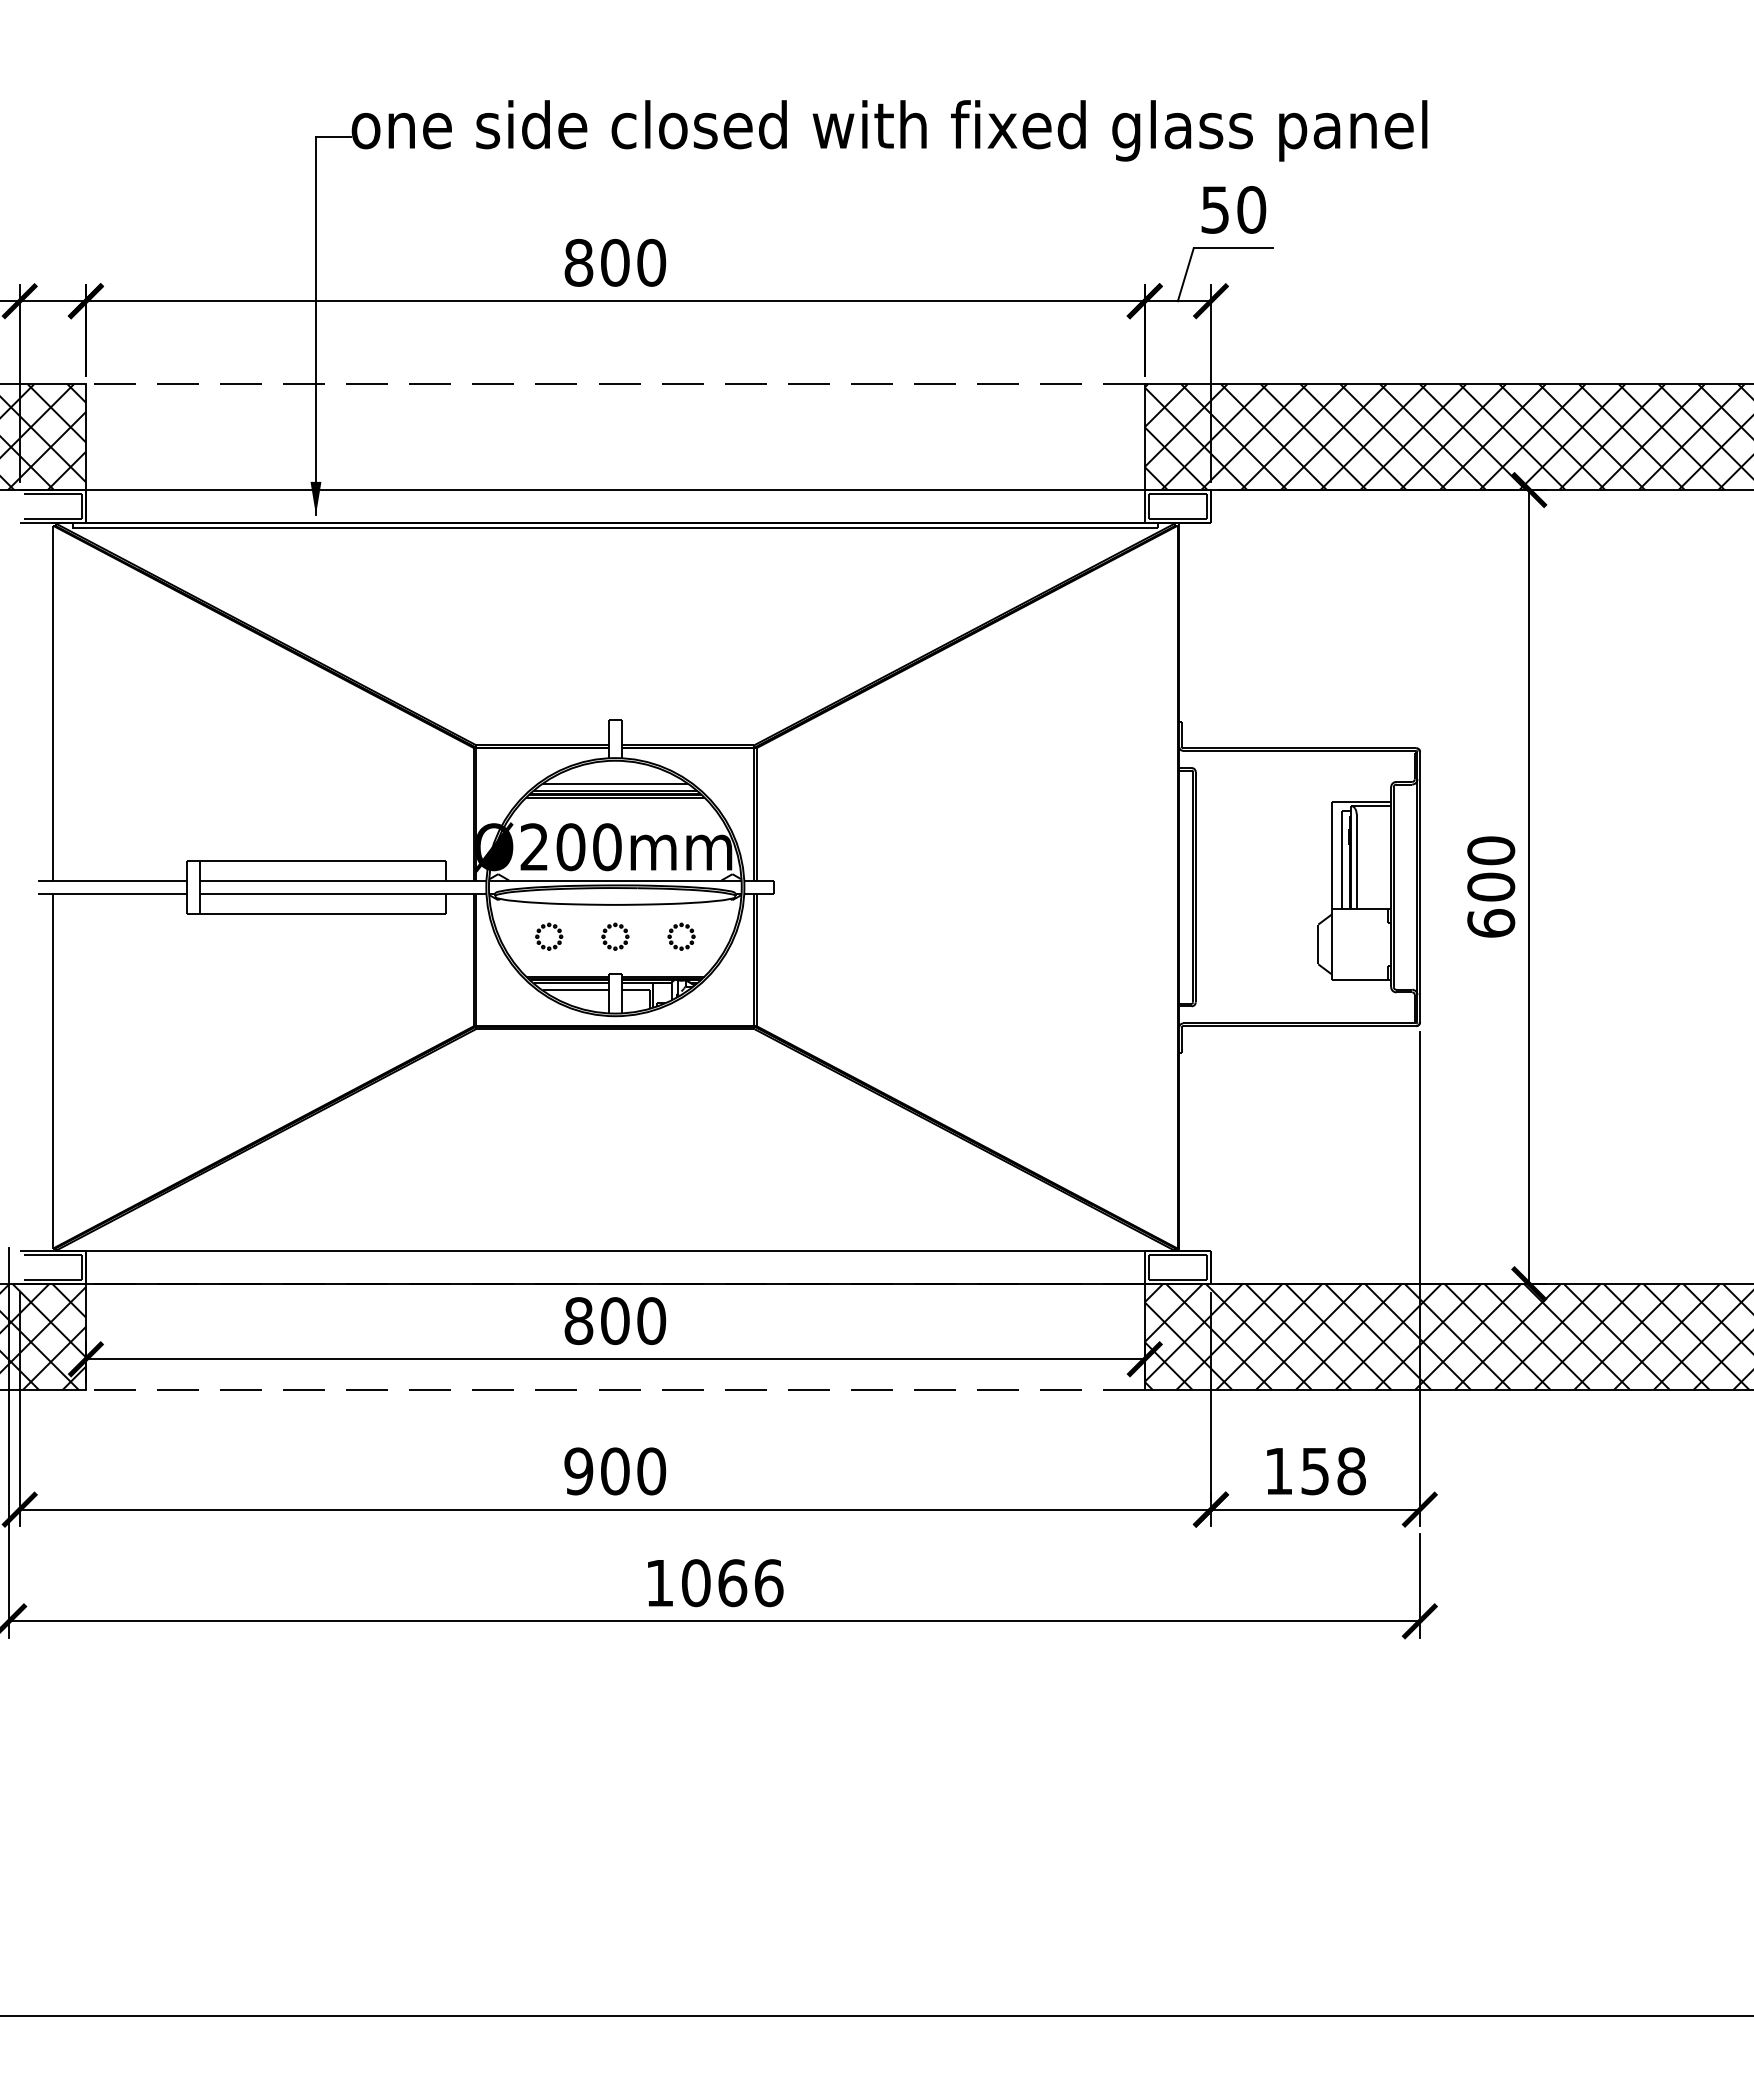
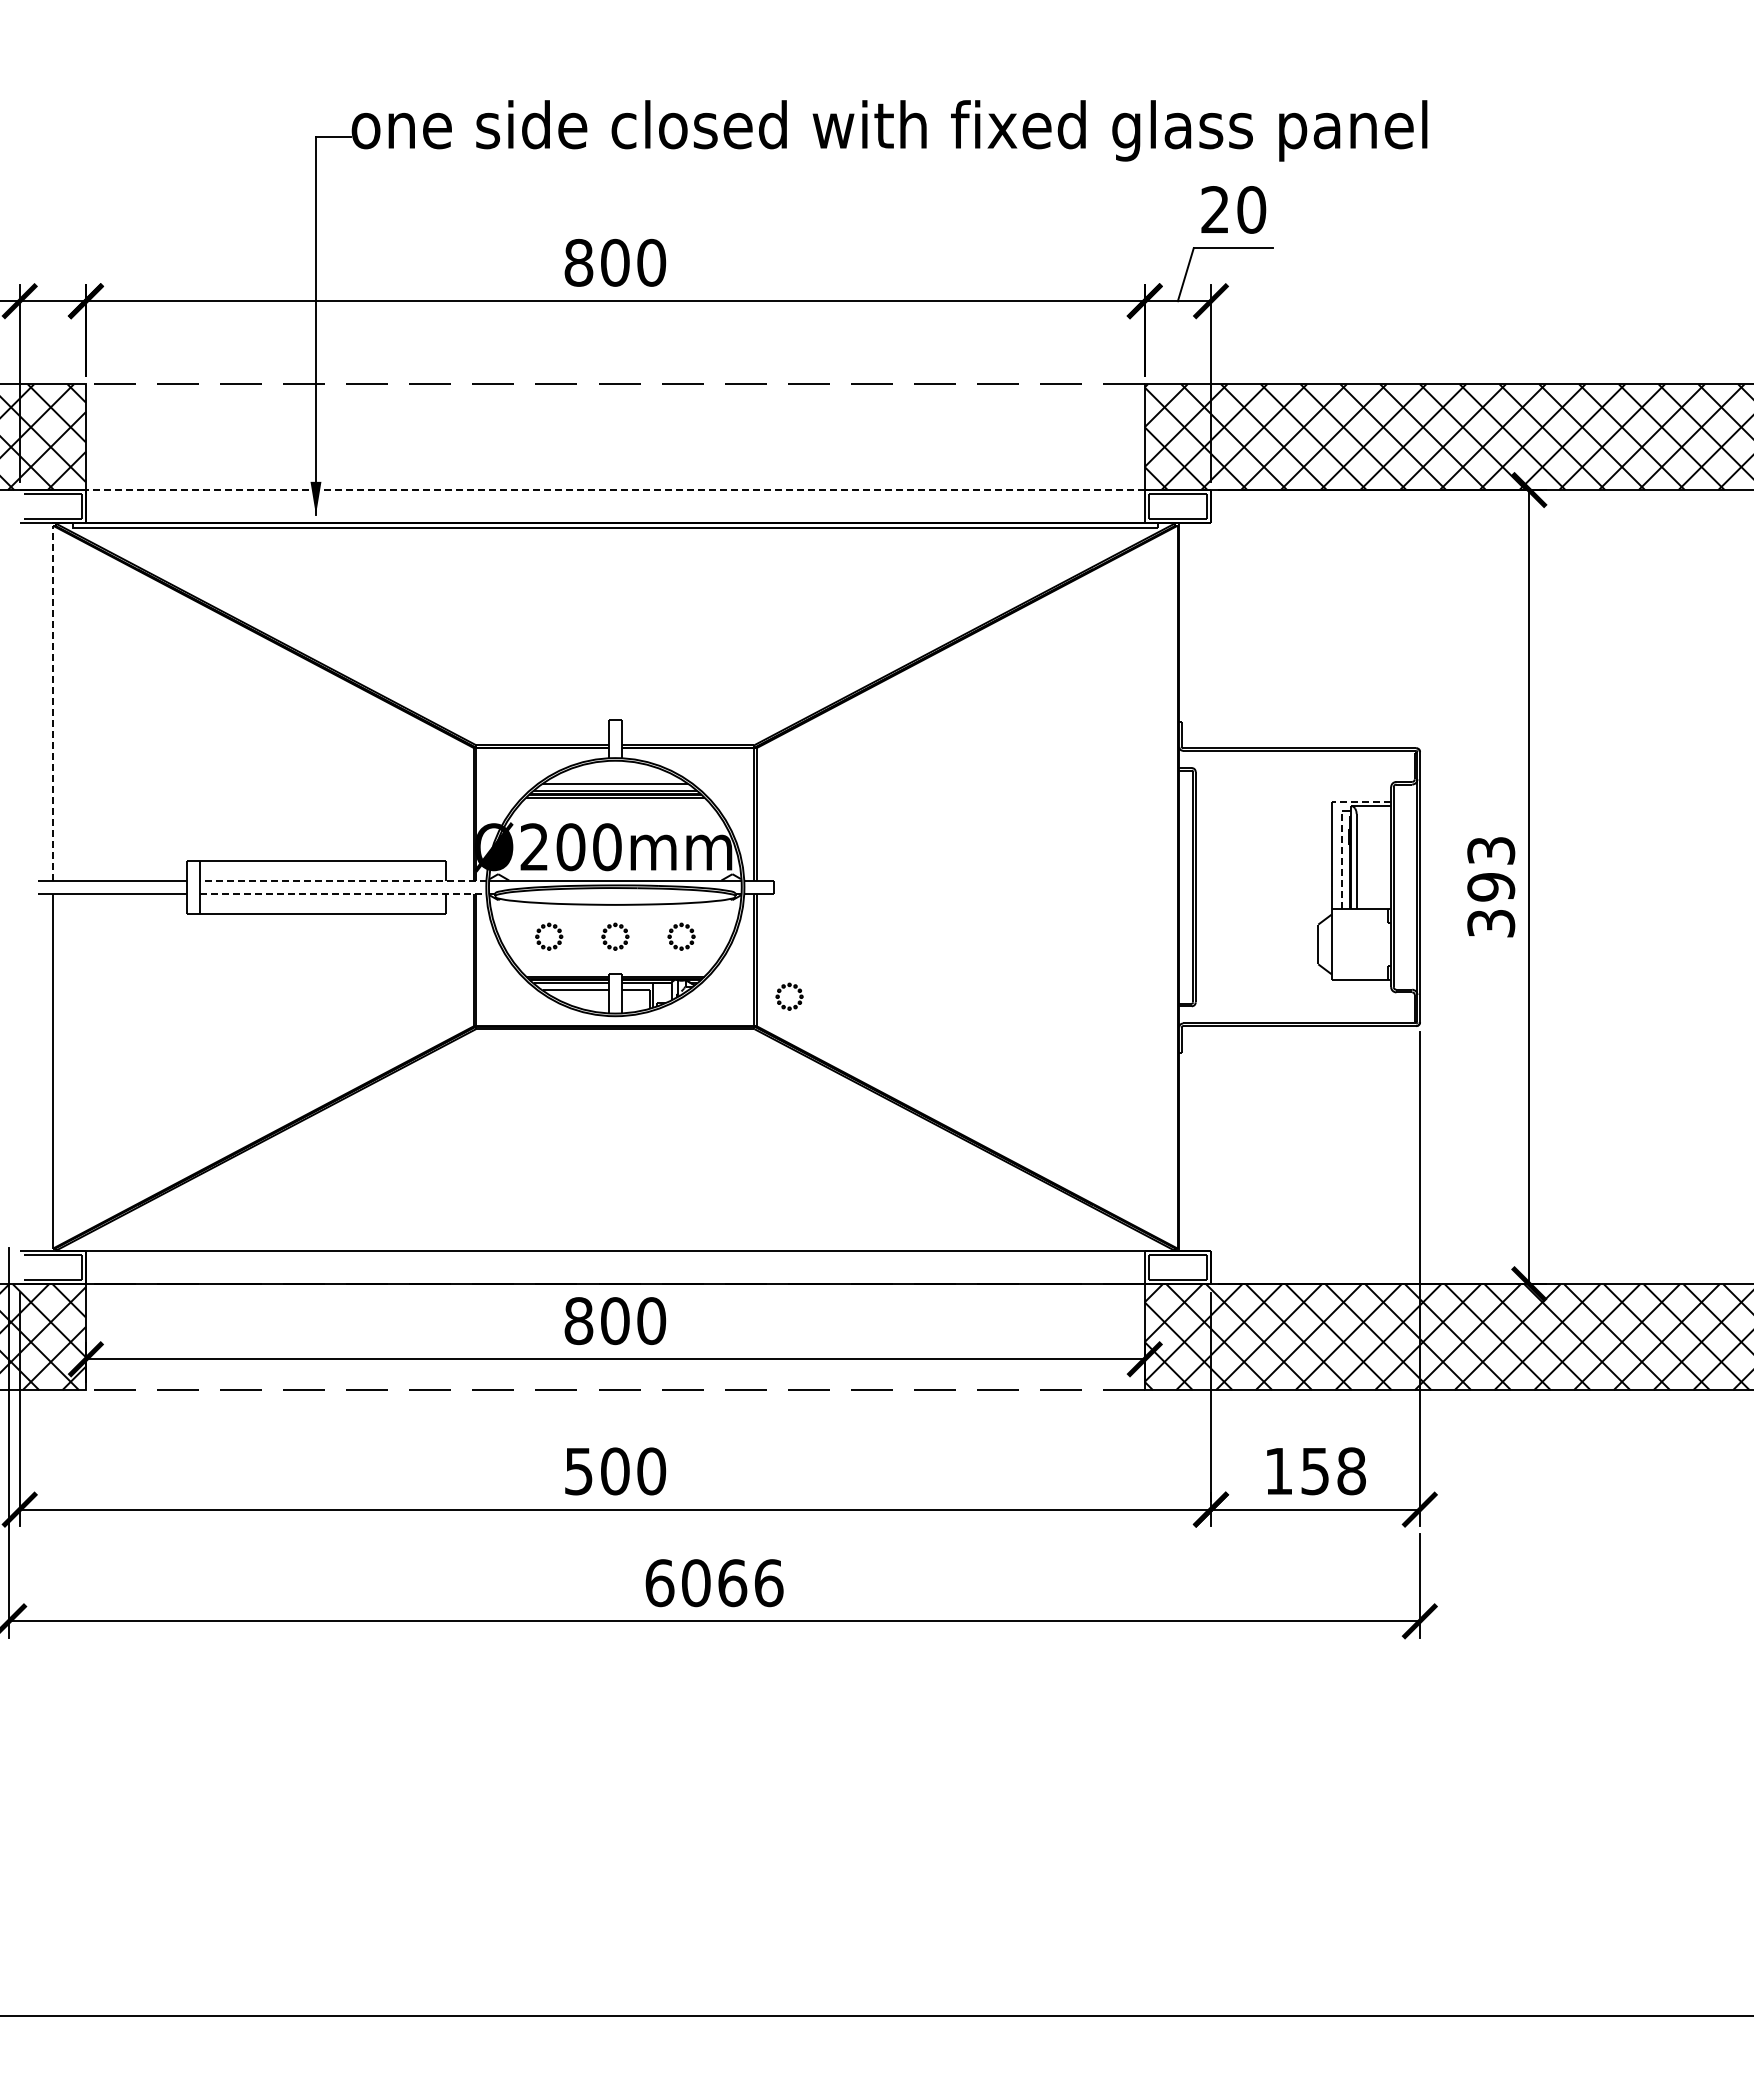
text: 50 -> 20 (1214, 209)
line: solid -> dashed (615, 490)
line: solid -> dashed (53, 702)
line: solid -> dashed (1361, 801)
line: solid -> dashed (1342, 859)
line: solid -> dashed (343, 880)
text: 600 -> 393 (1491, 886)
line: solid -> dashed (343, 893)
part: none -> present (789, 987)
text: 900 -> 500 (578, 1471)
text: 1066 -> 6066 (659, 1583)
